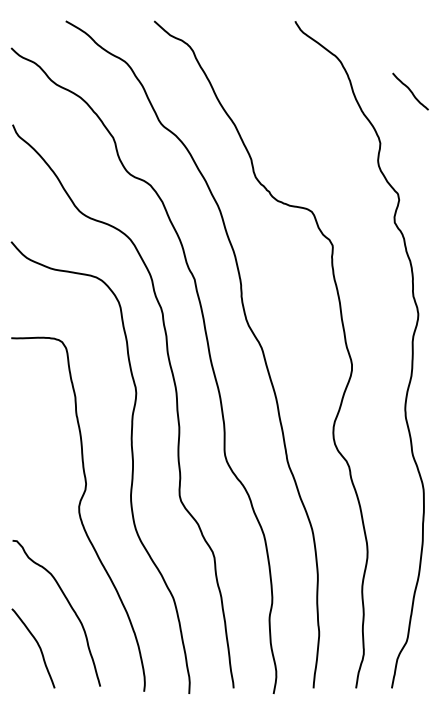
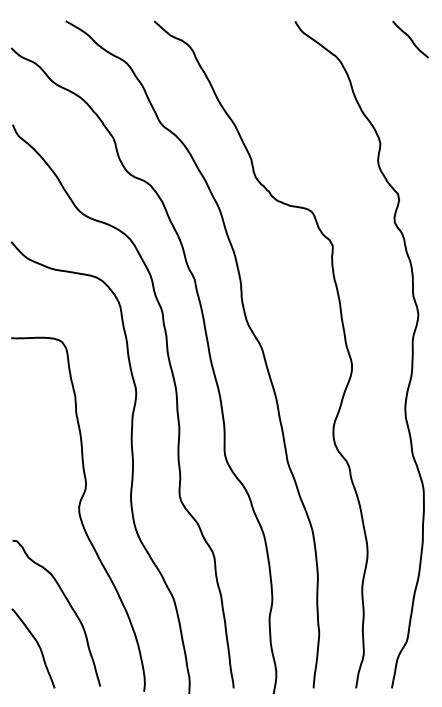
curve position: (410, 91) -> (410, 39) (410, 39)
